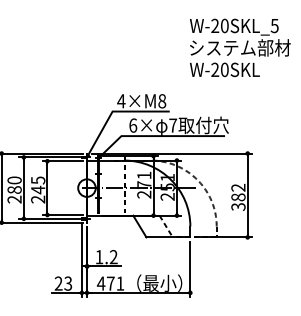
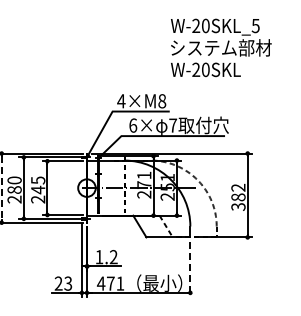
text position: (240, 47) -> (221, 47) (221, 47)
line: solid -> dashed (1, 188)
line: solid -> dashed (190, 269)
